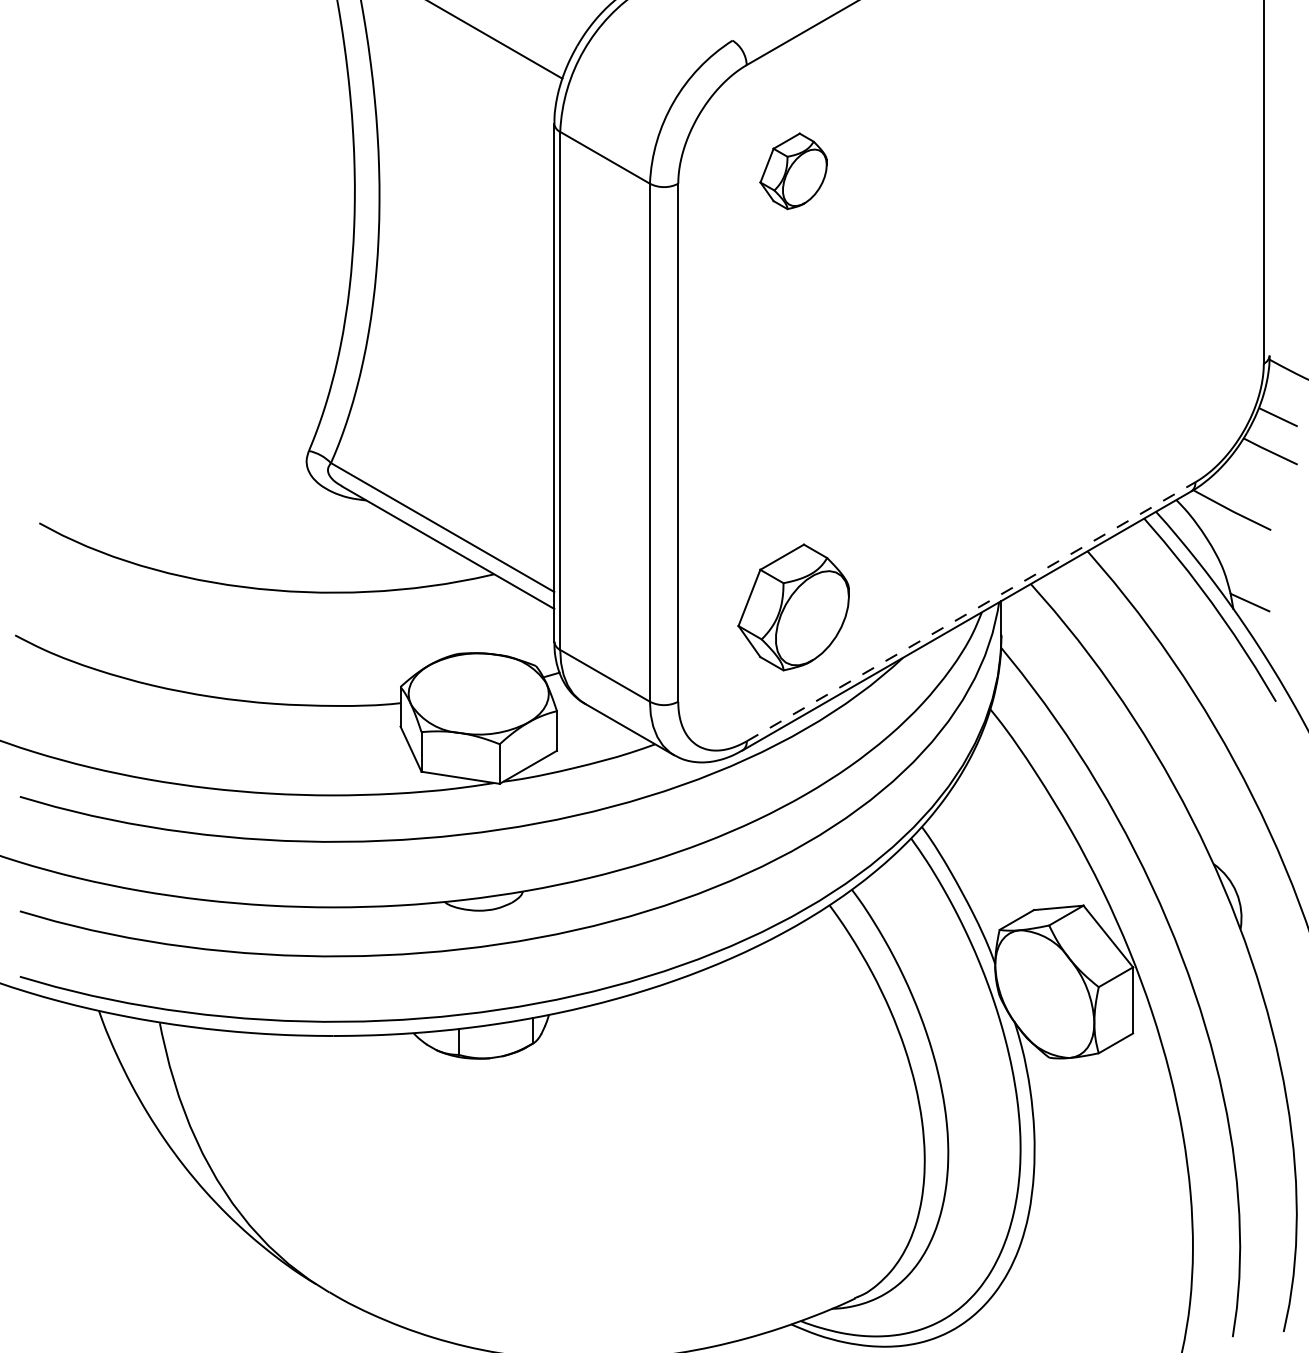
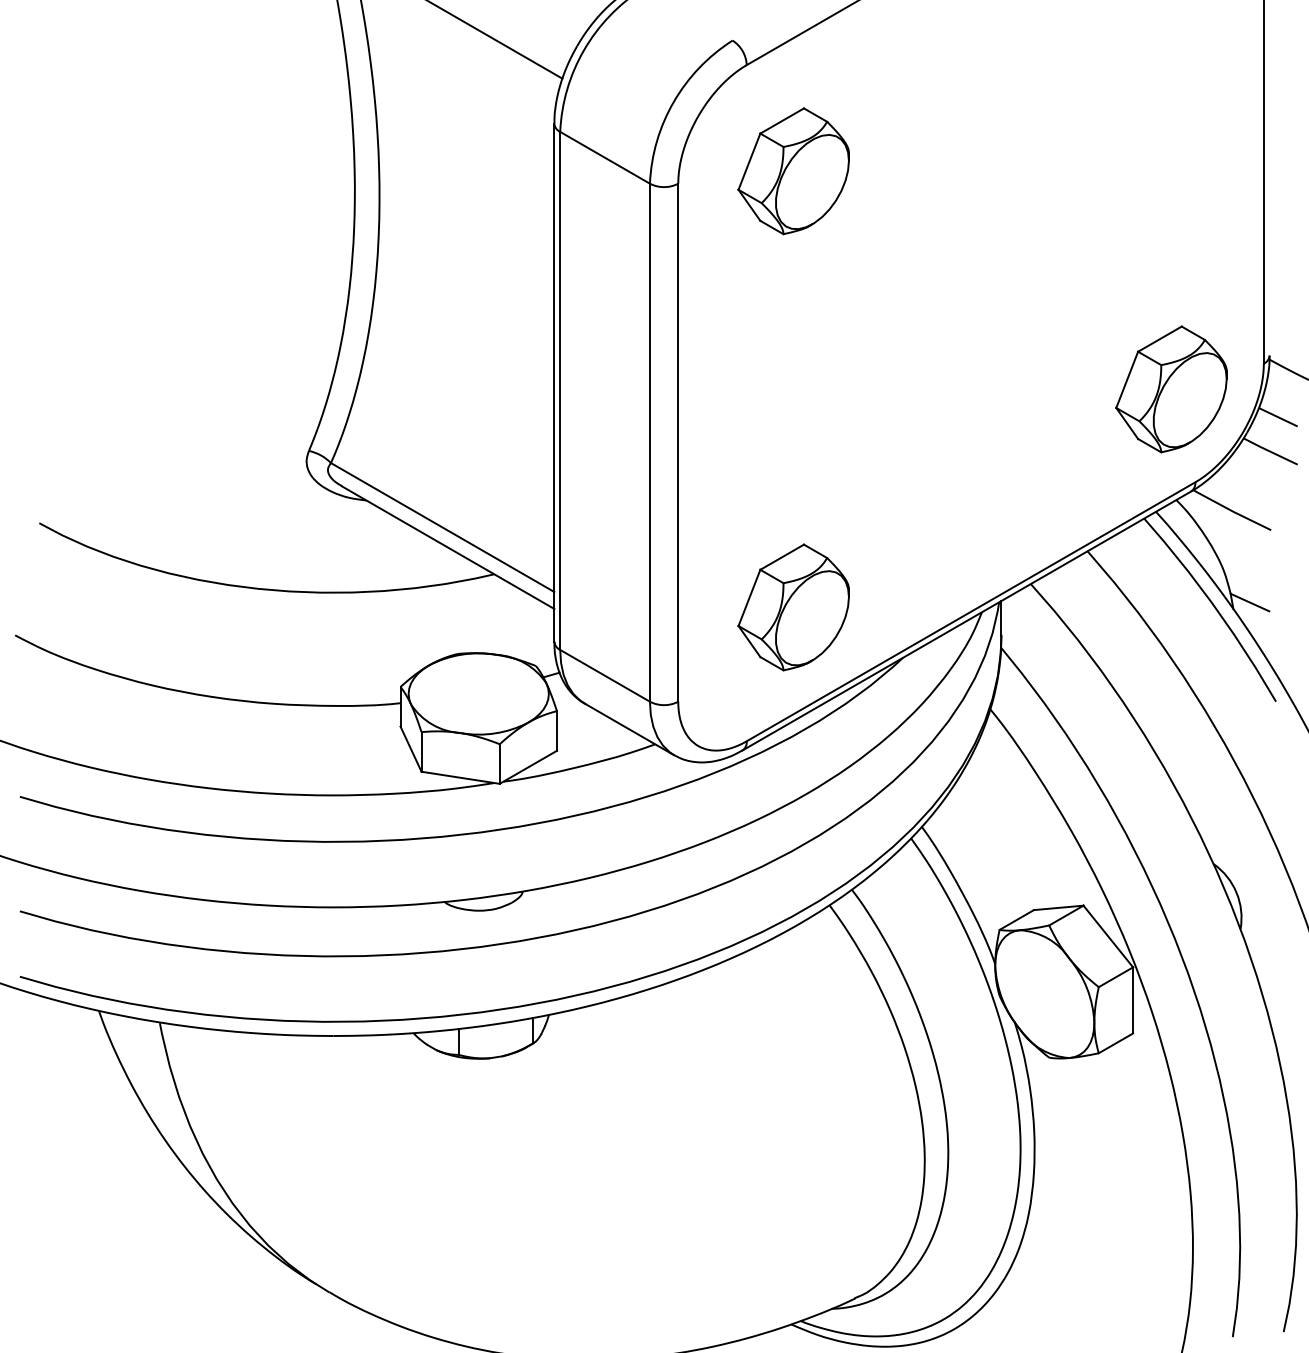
part size: 69x79 px -> 113x129 px (793, 171)
part: none -> present (1171, 389)
line: dashed -> solid (971, 611)
